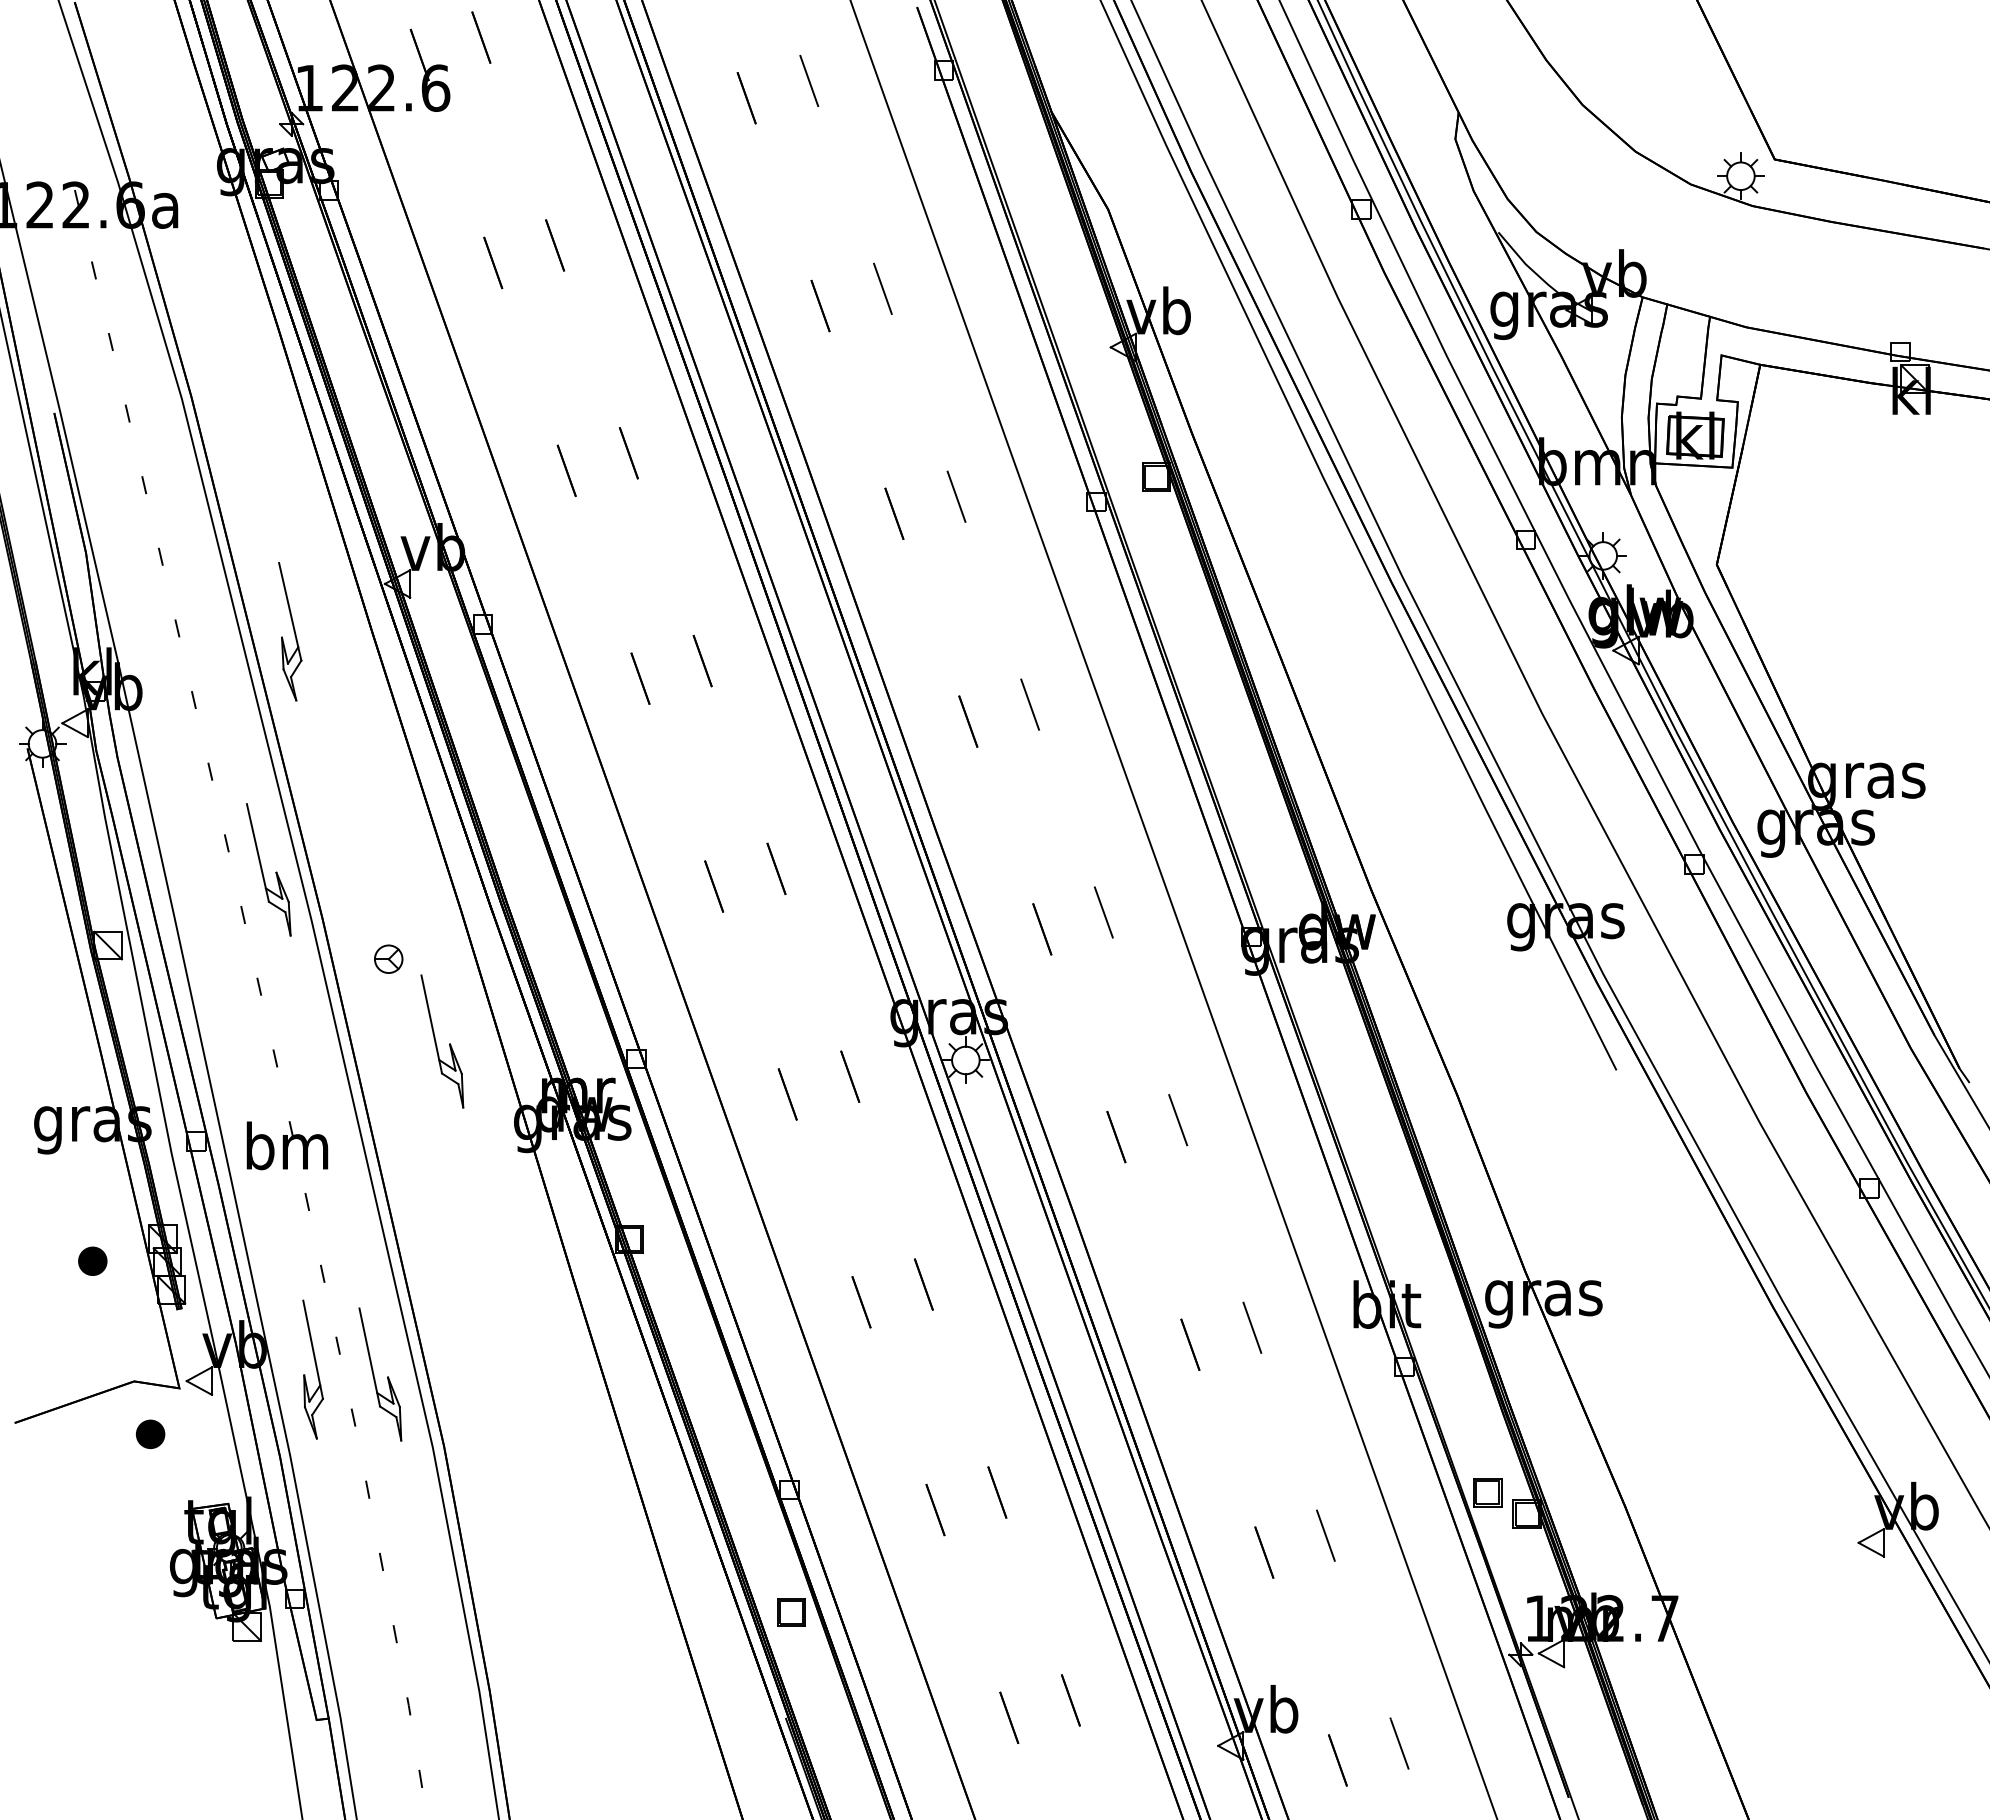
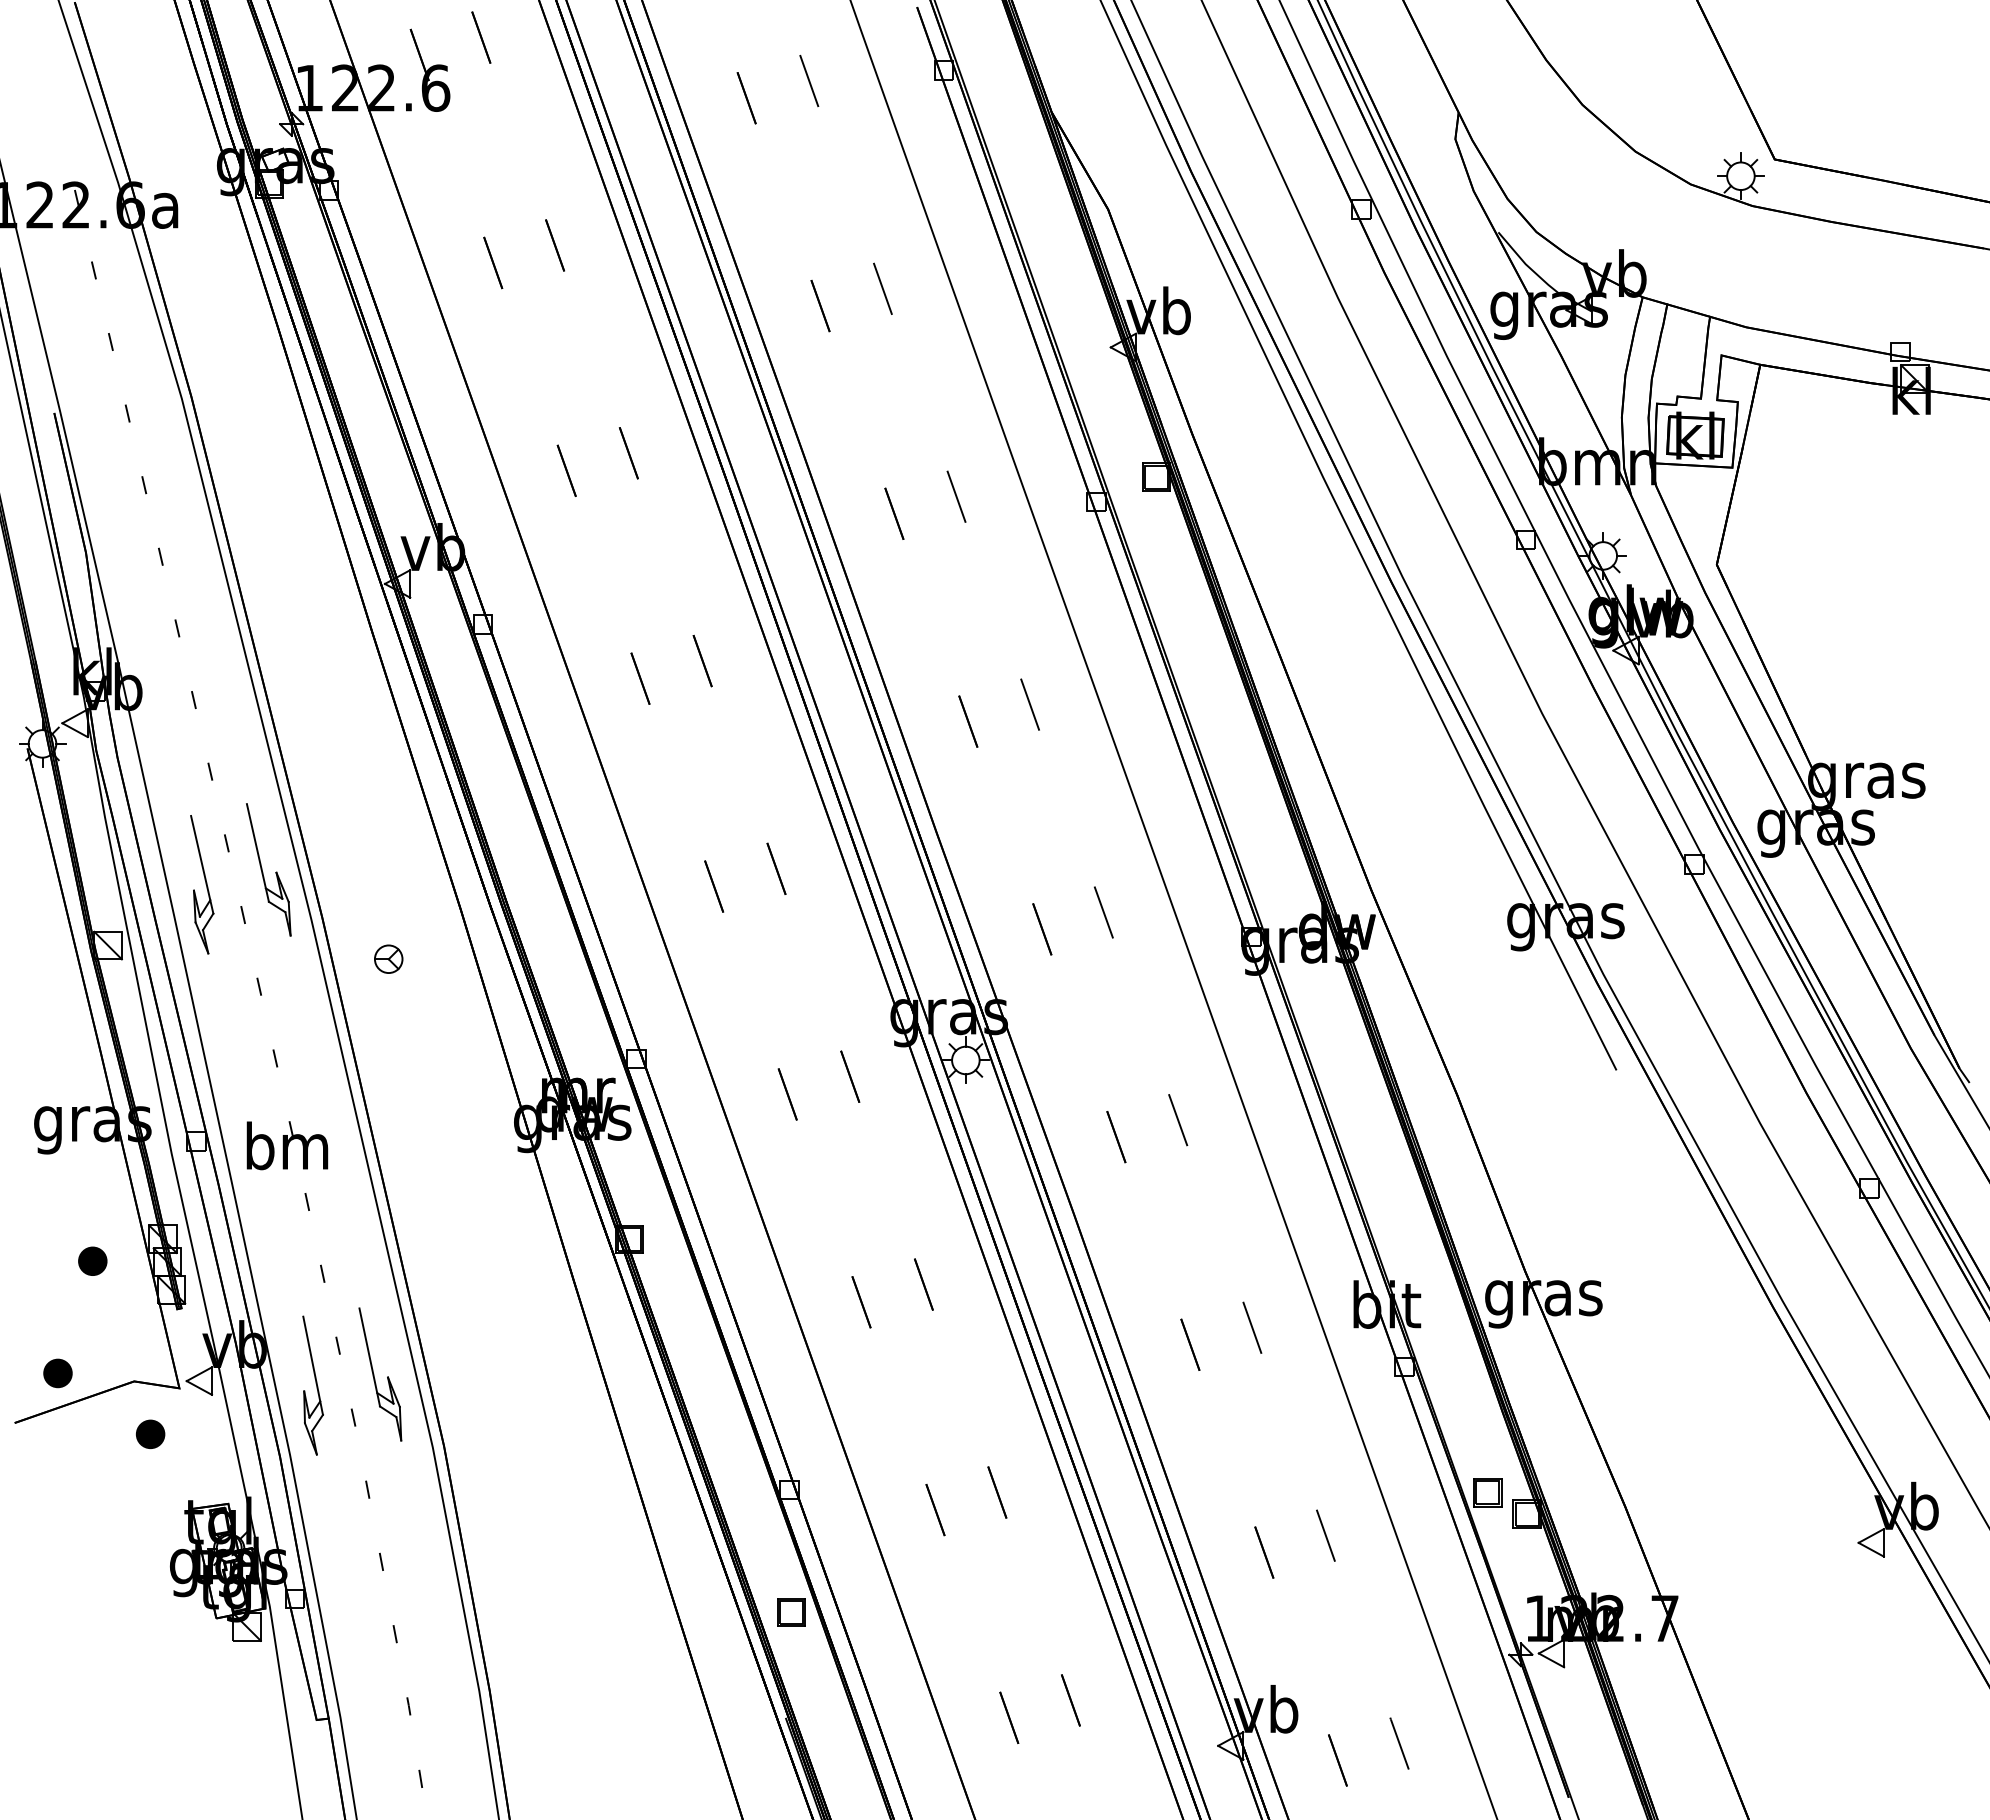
part position: (290, 631) -> (202, 884) (202, 884)
part: present -> none (442, 1041)
part position: (312, 1369) -> (312, 1385) (312, 1385)
part: none -> present (57, 1373)
